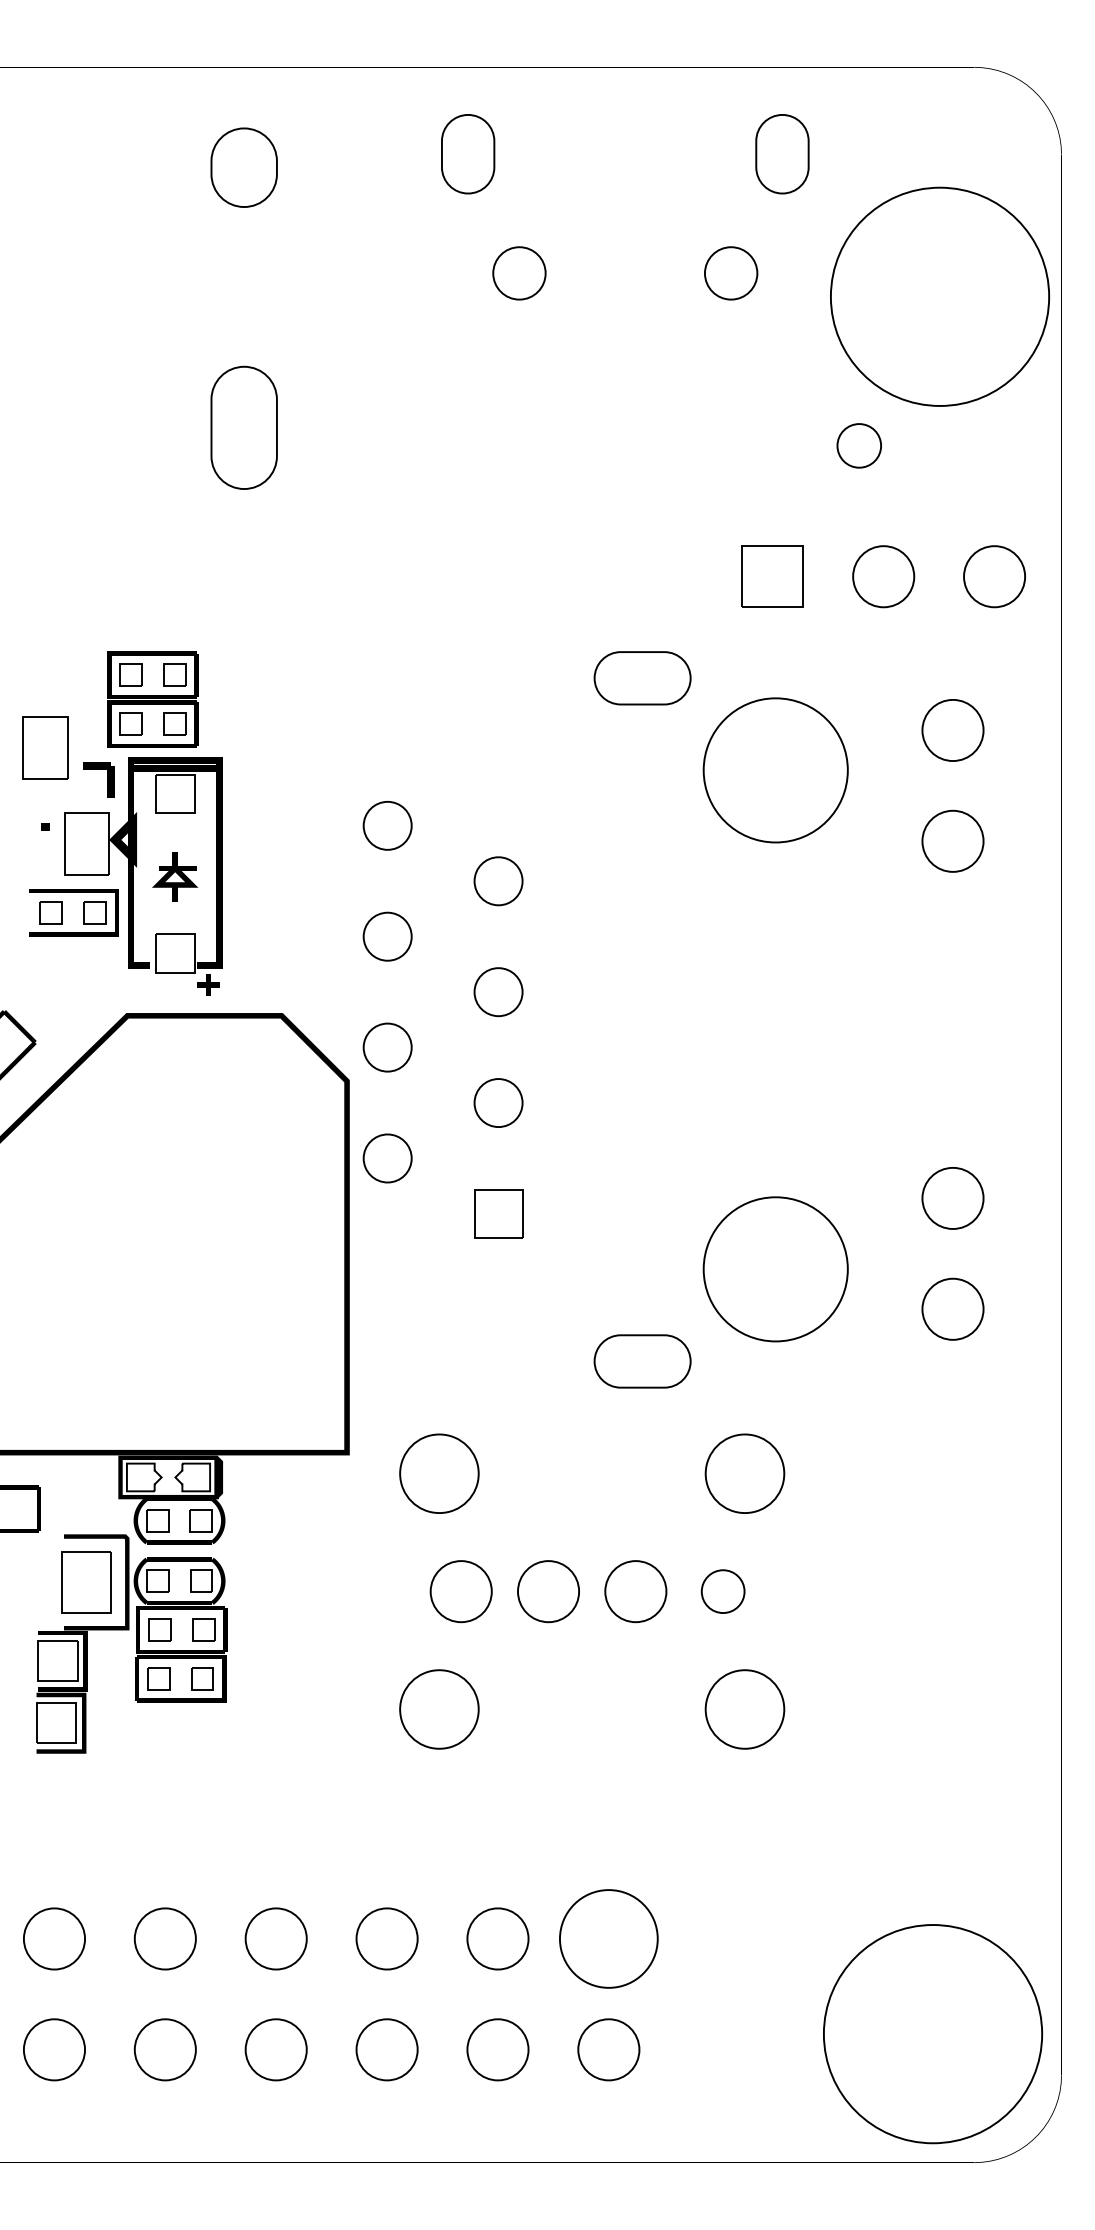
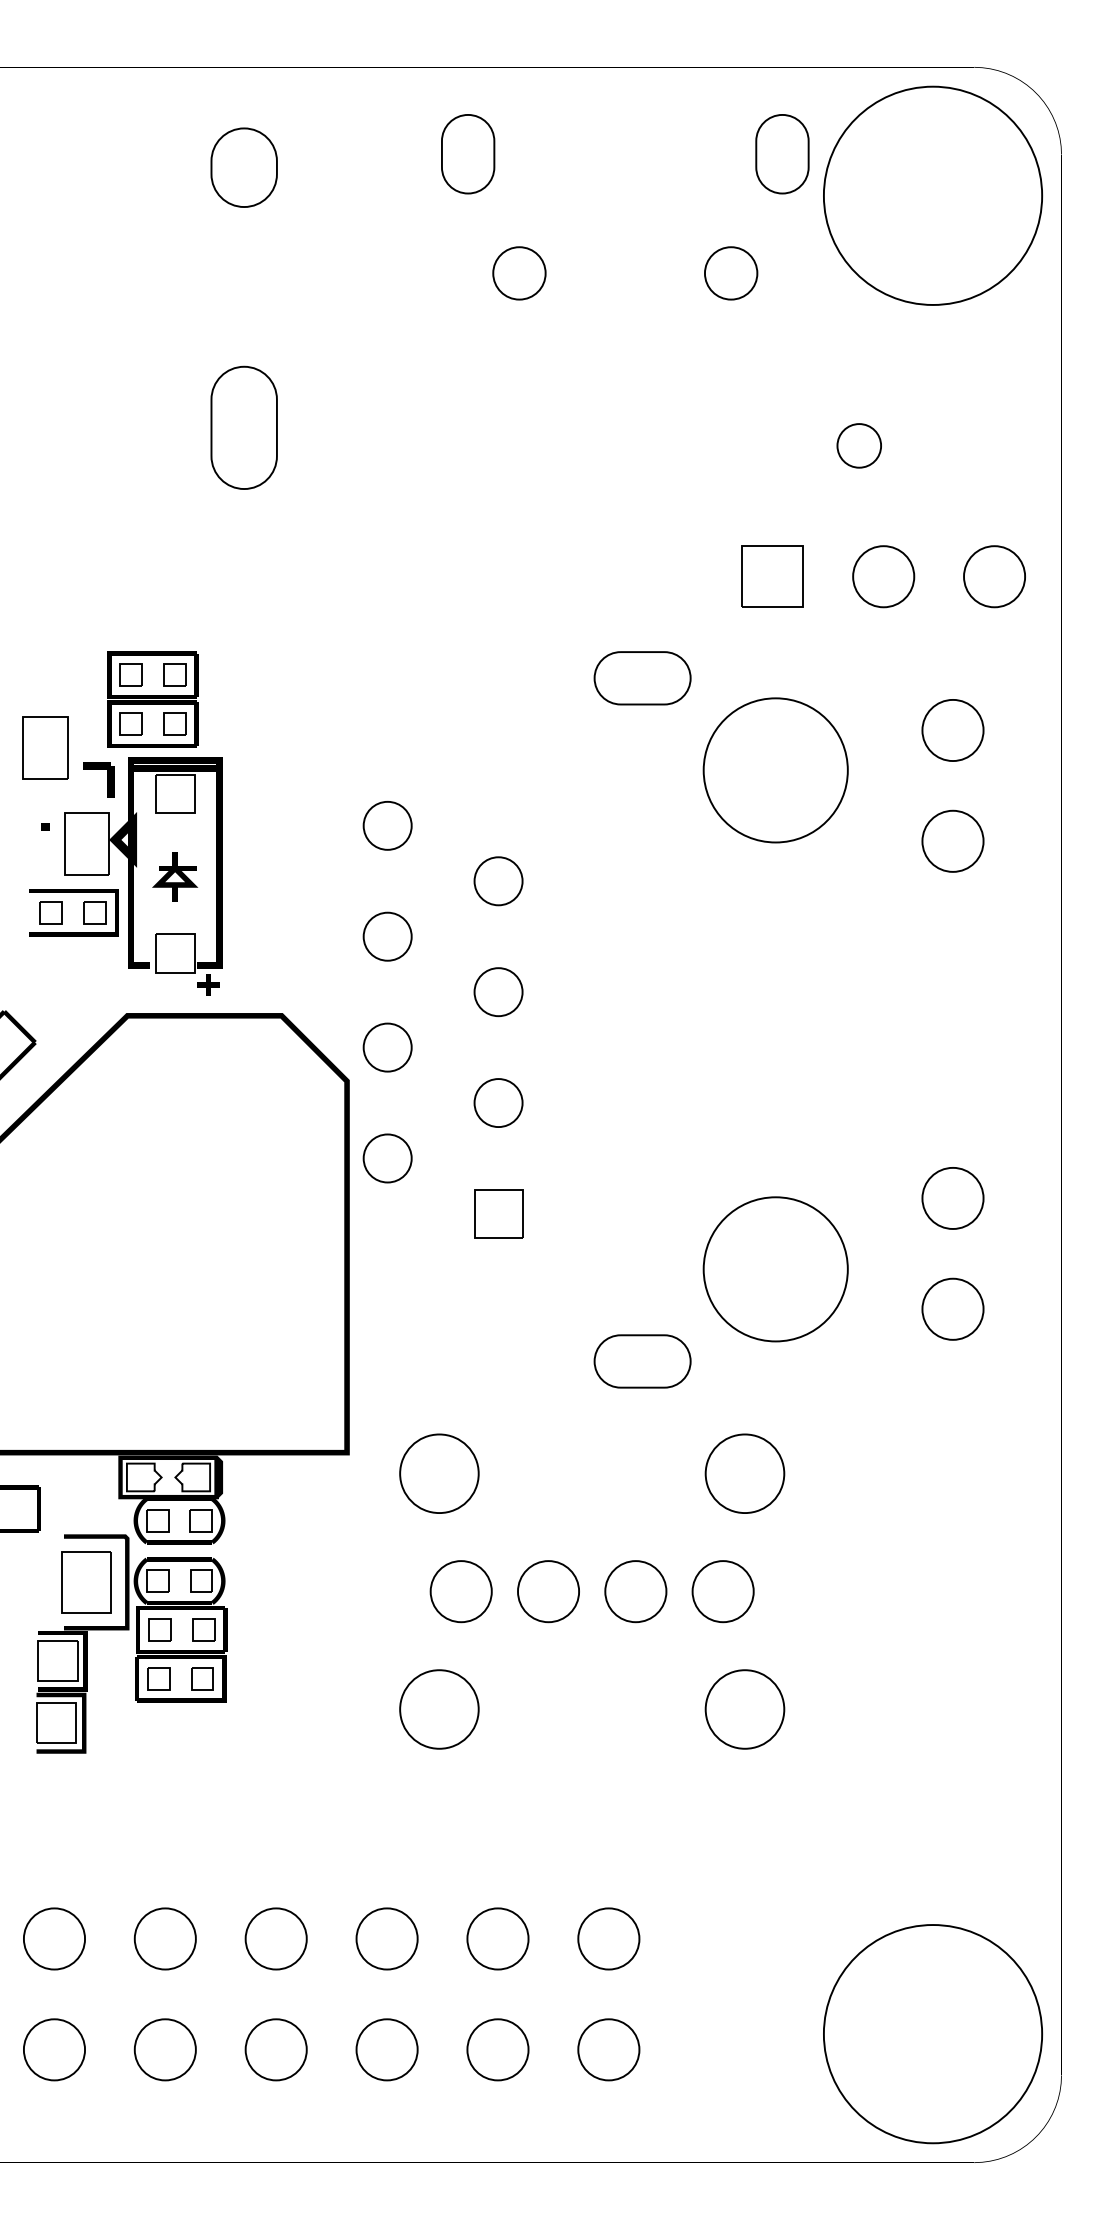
circle position: (940, 296) -> (933, 195) (933, 195)
circle diameter: 43 px -> 61 px (722, 1591)
circle diameter: 98 px -> 61 px (608, 1938)
